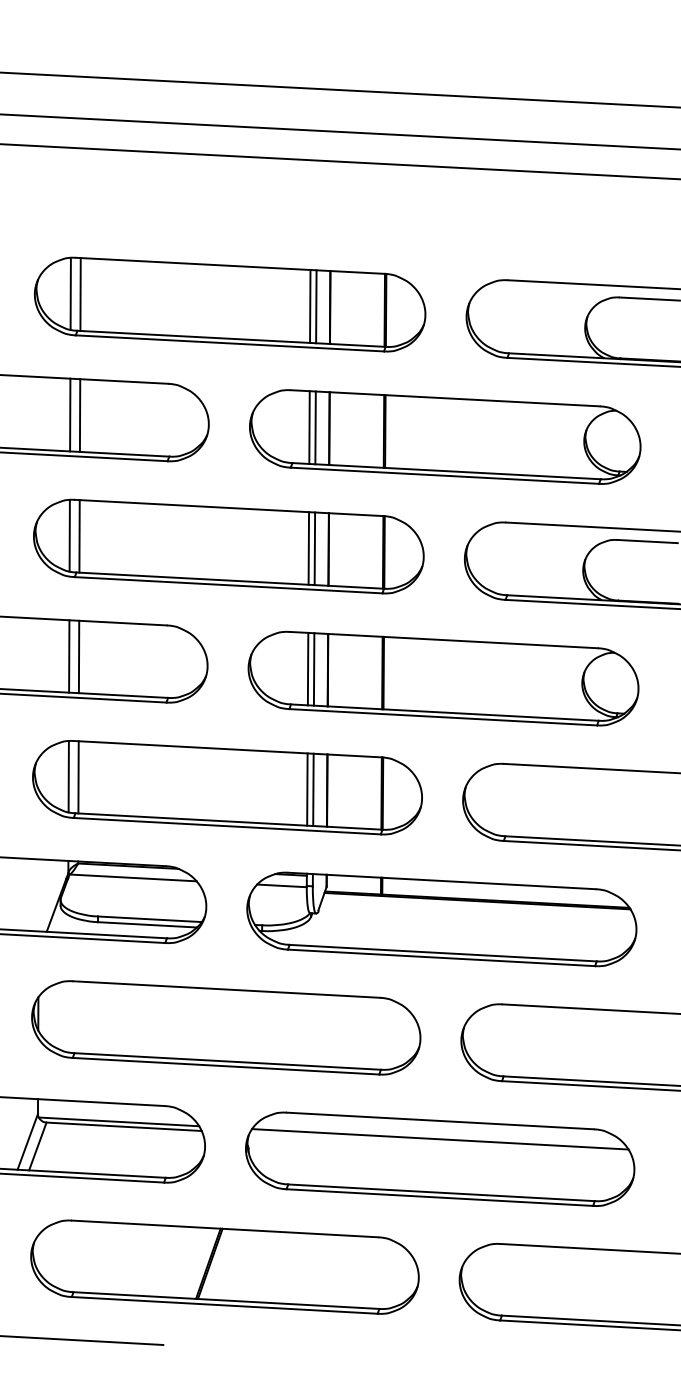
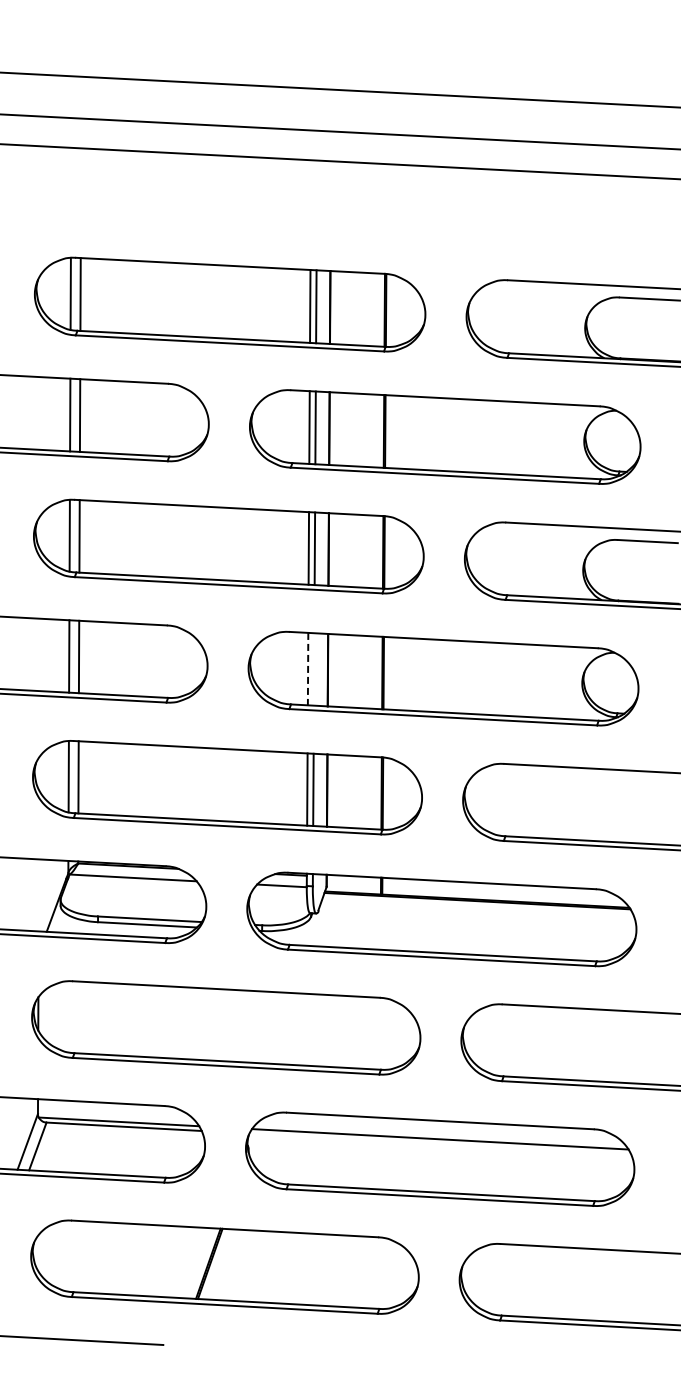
line: solid -> dashed (308, 669)
line: present -> none (313, 669)
